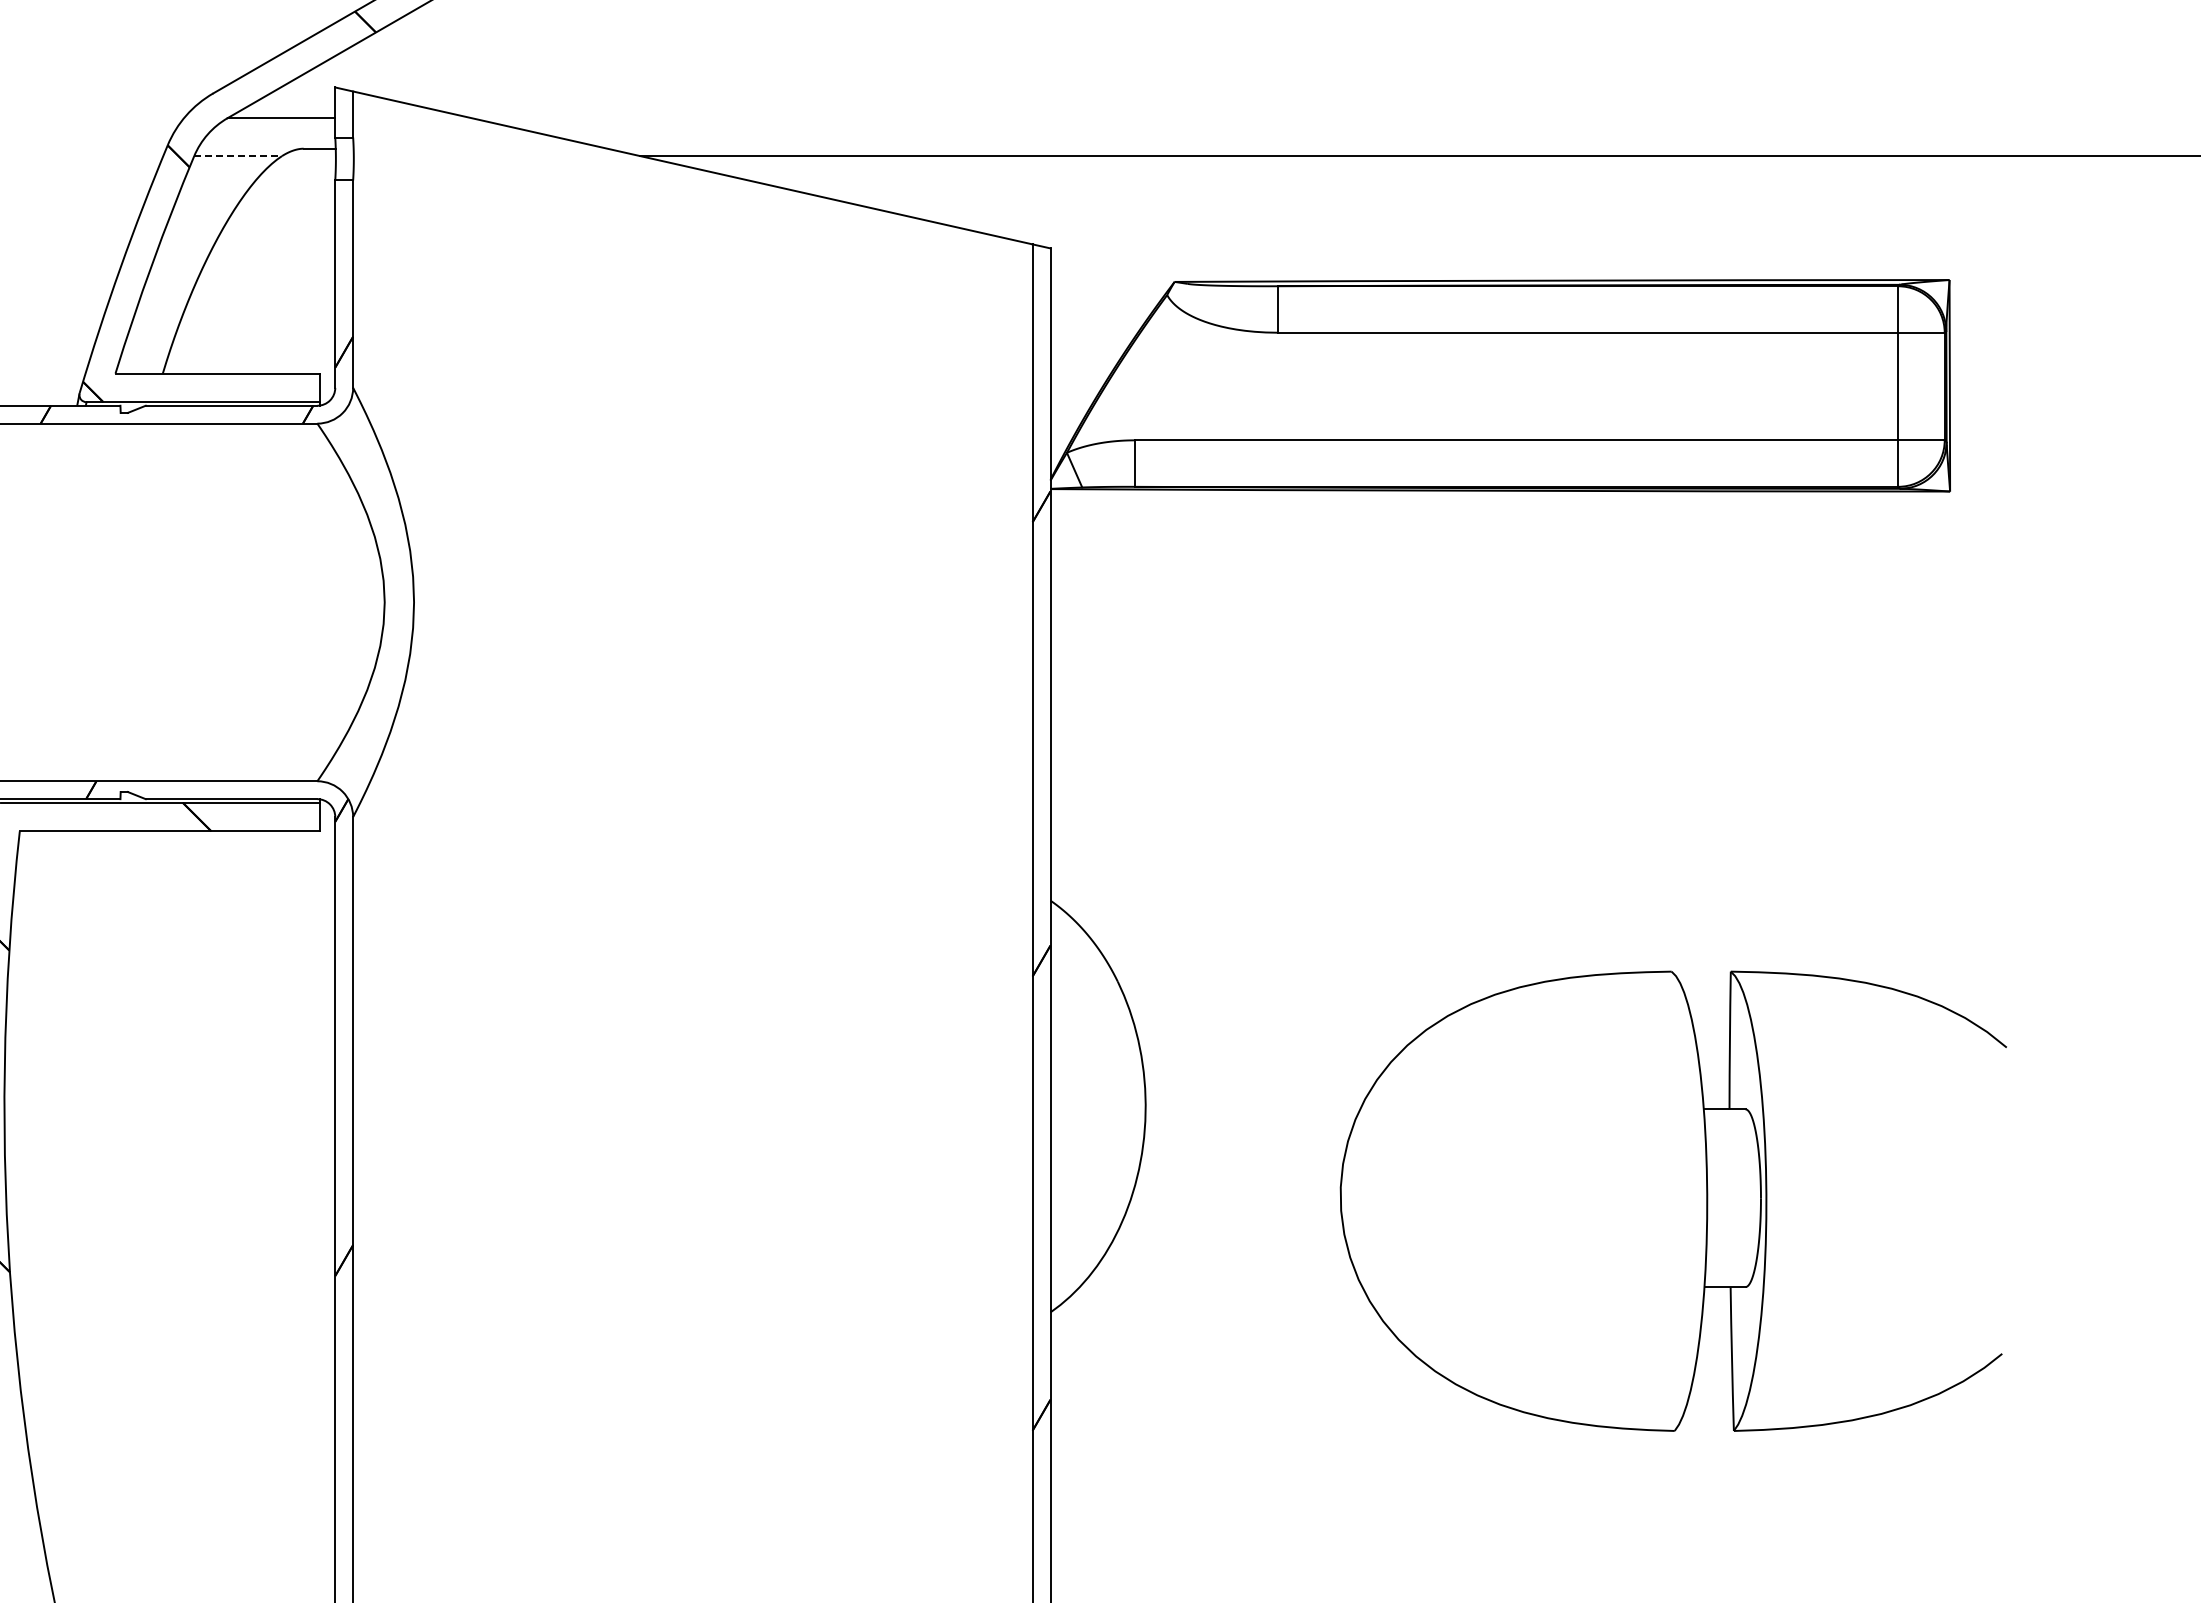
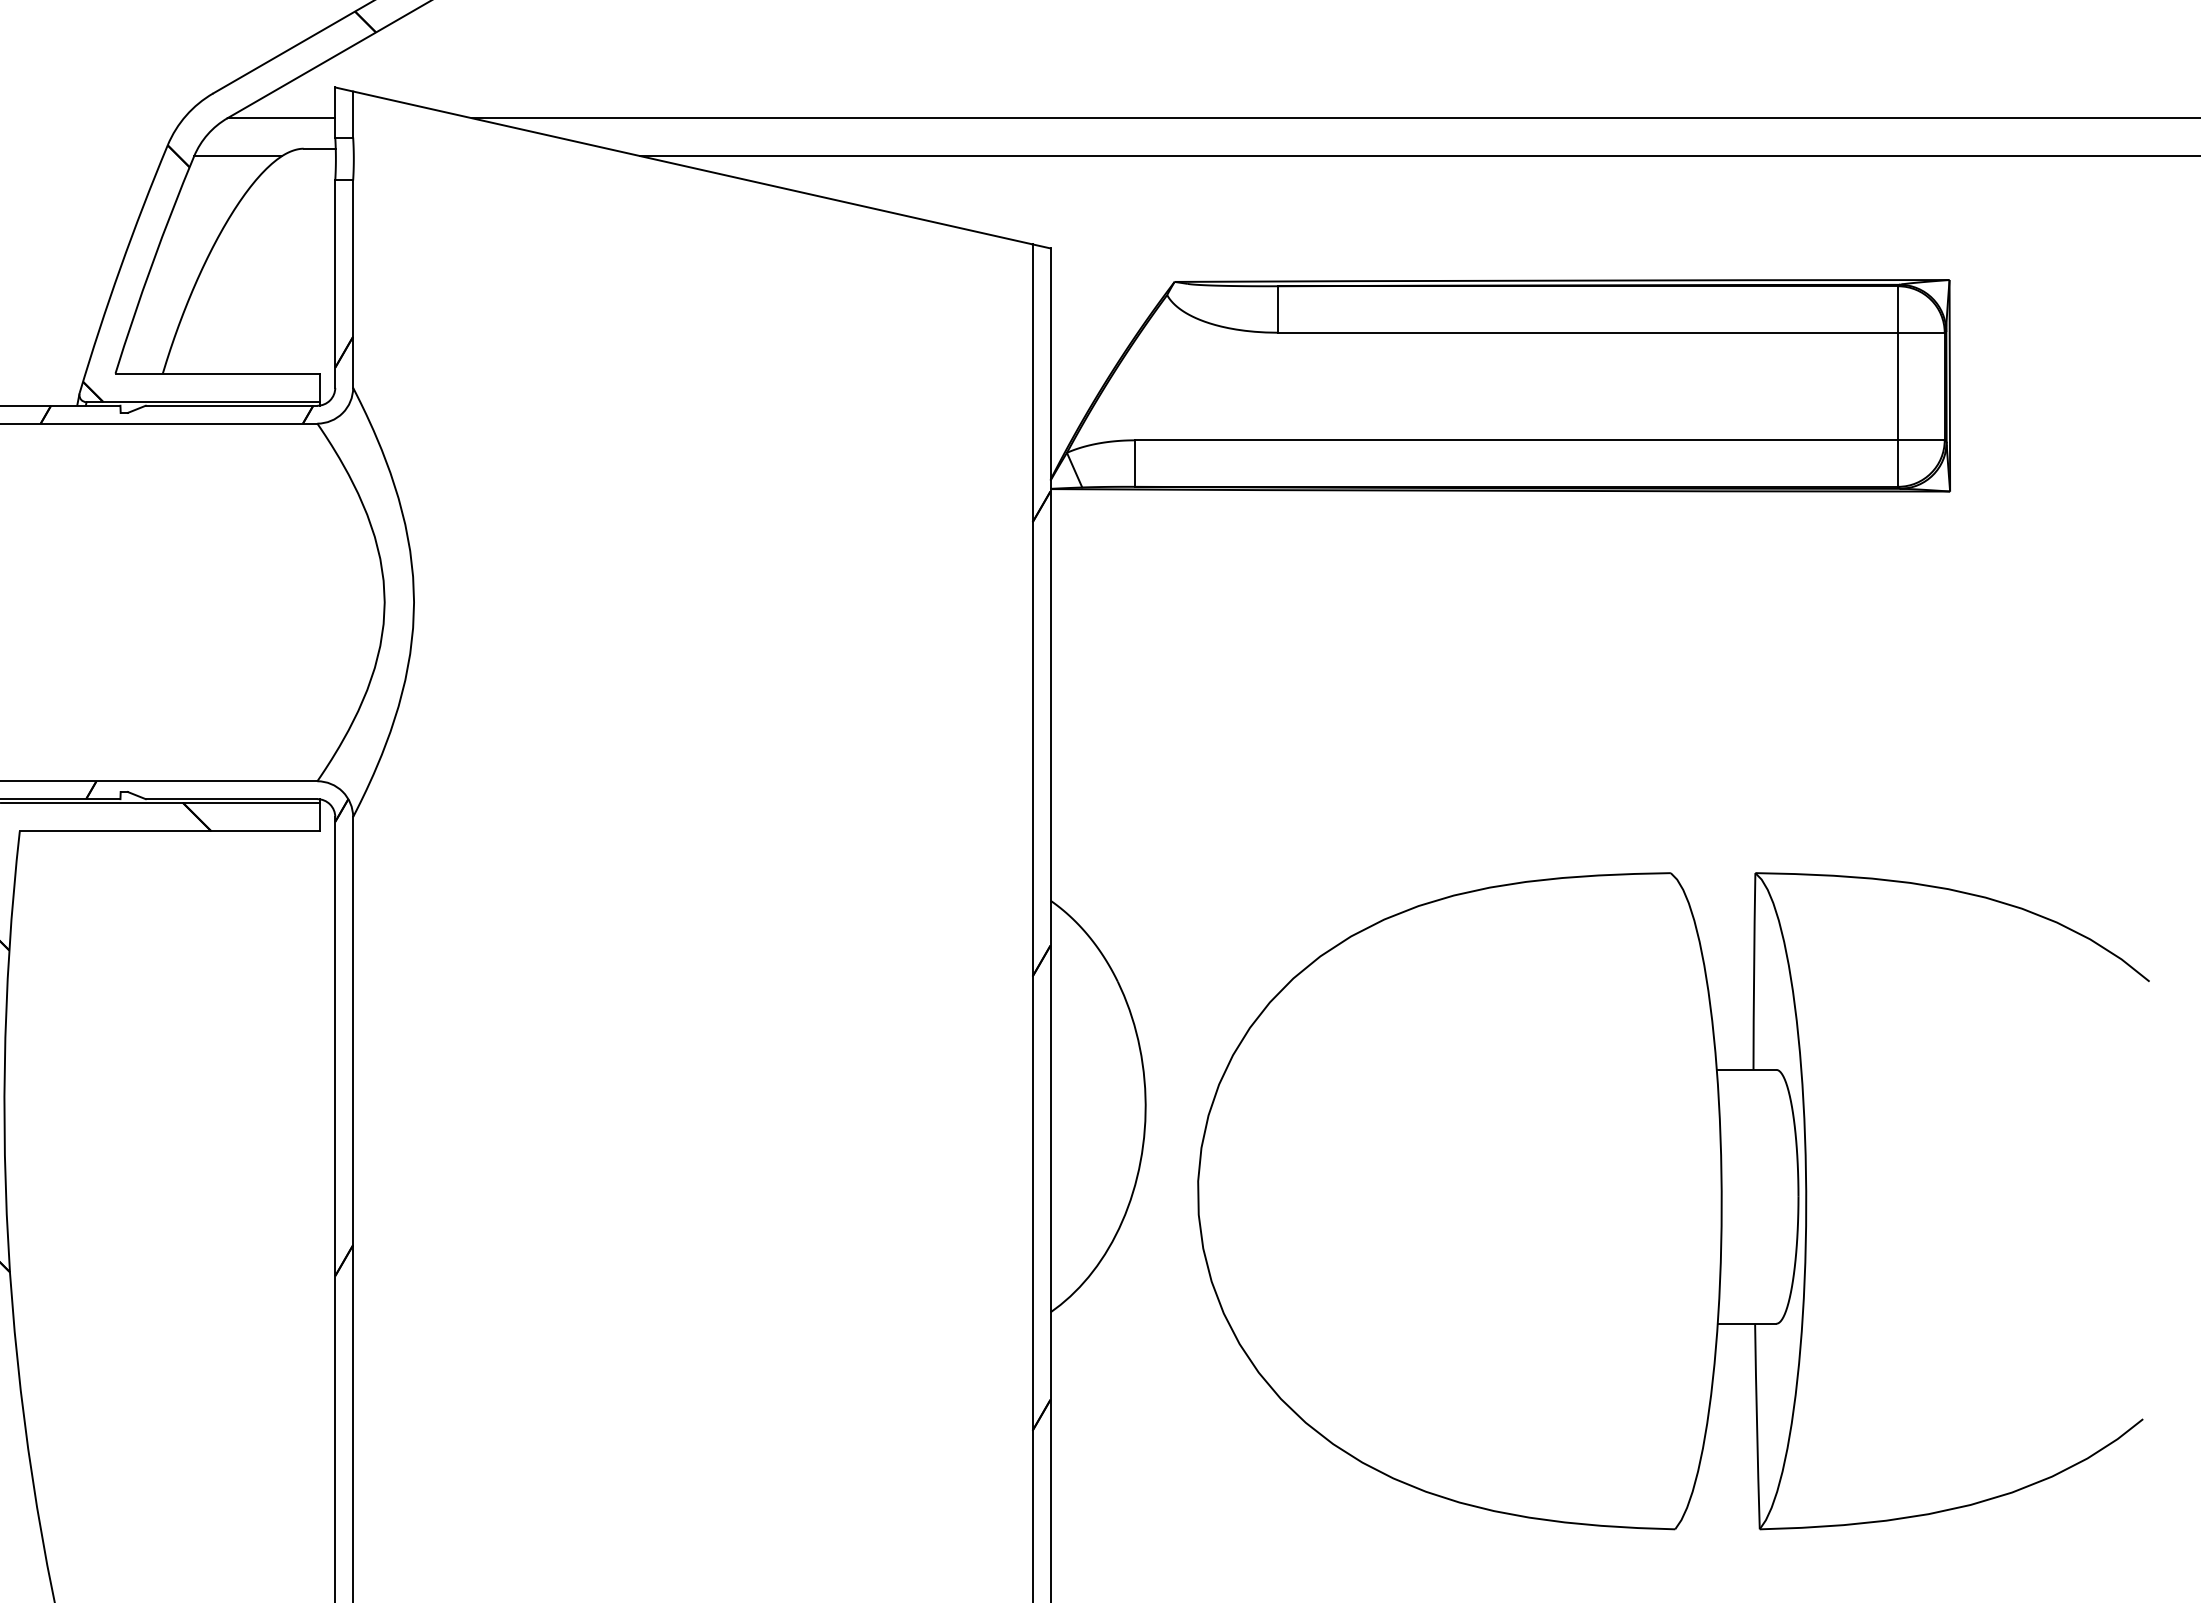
line: none -> present (1334, 118)
line: dashed -> solid (238, 156)
part size: 668x462 px -> 953x659 px (1673, 1201)
